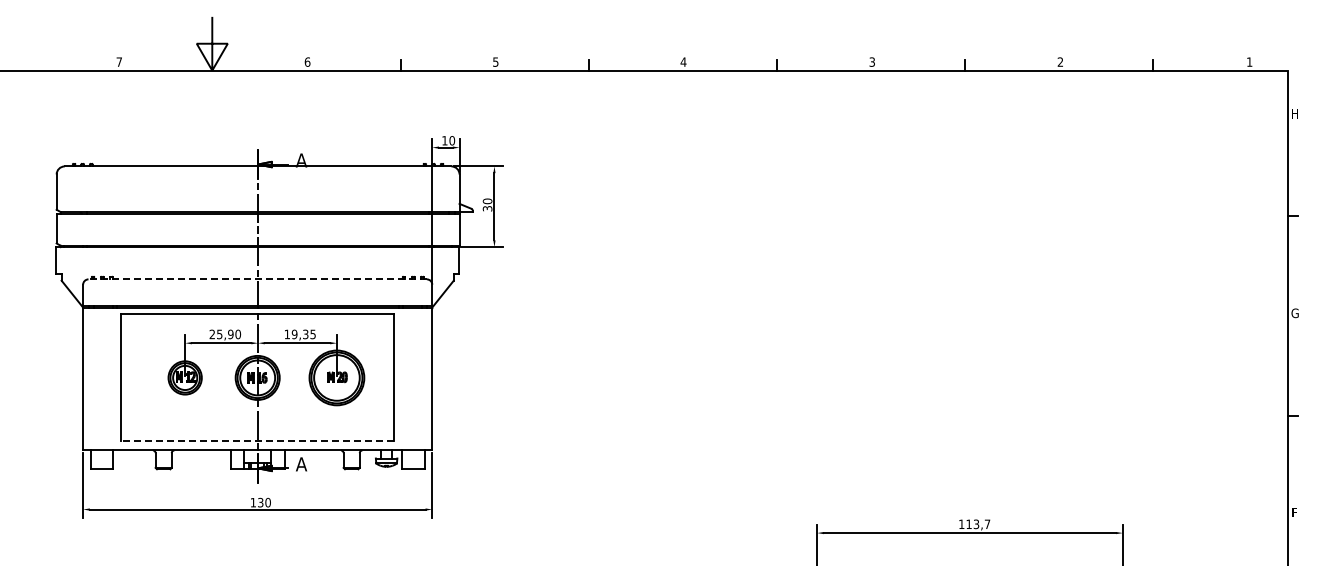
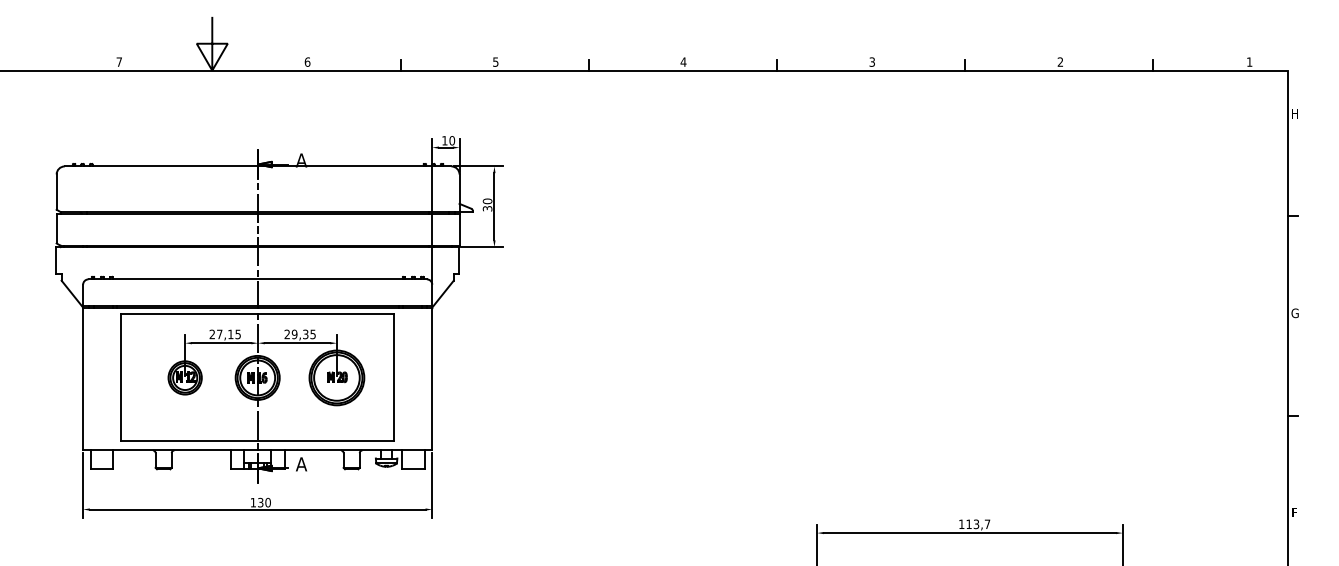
line: dashed -> solid (257, 279)
text: 19,35 -> 29,35 (286, 333)
text: 25,90 -> 27,15 (229, 334)
line: dashed -> solid (257, 441)
